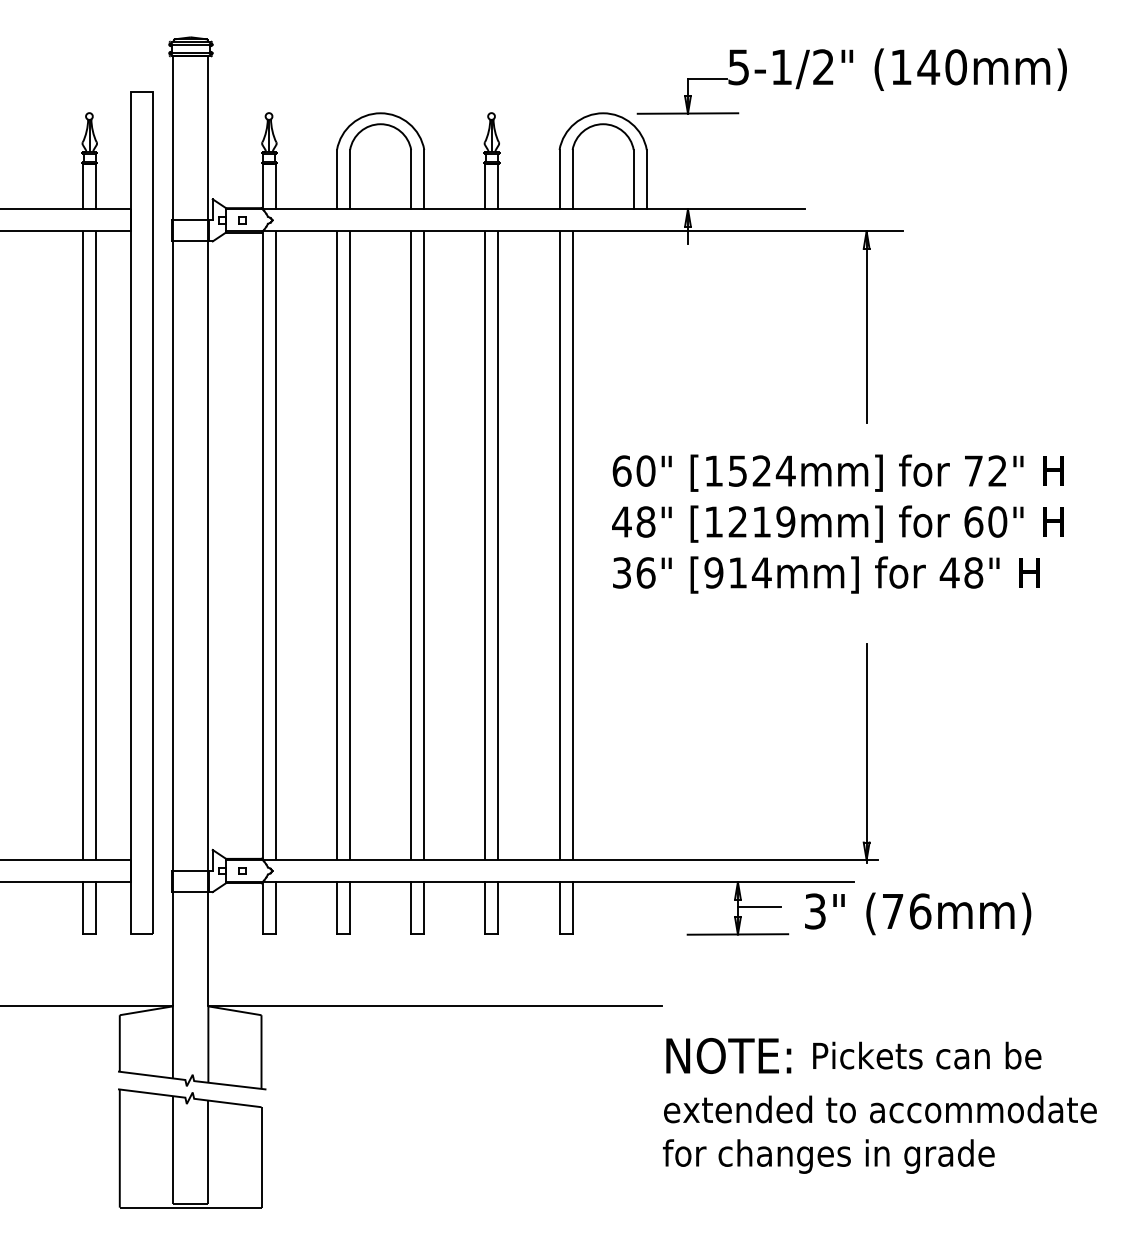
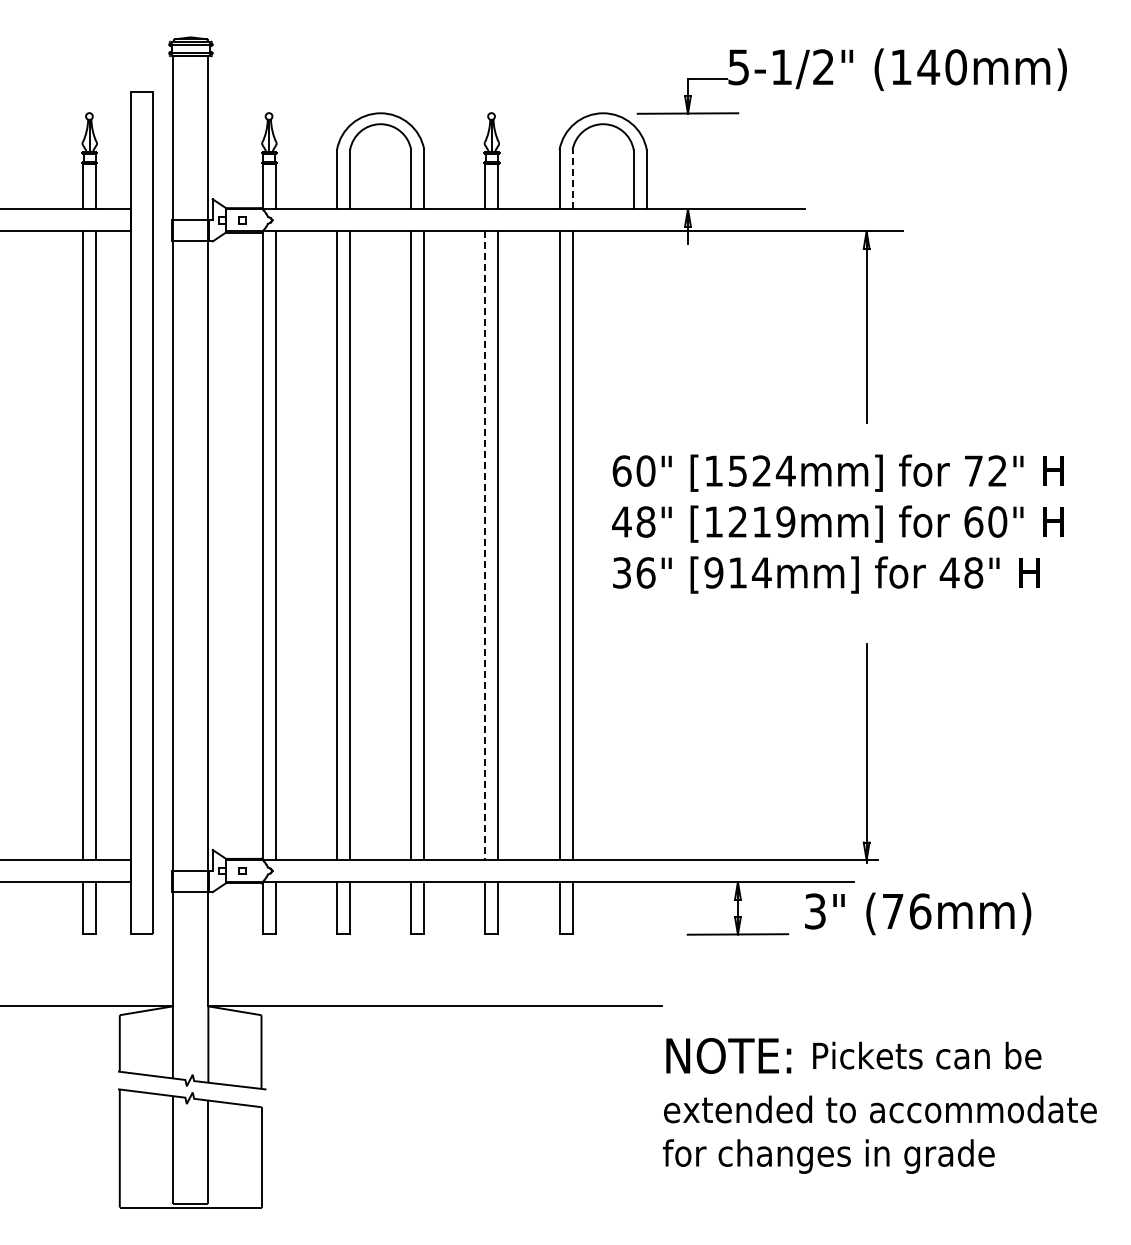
line: solid -> dashed (572, 179)
line: solid -> dashed (485, 546)
line: present -> none (759, 907)
